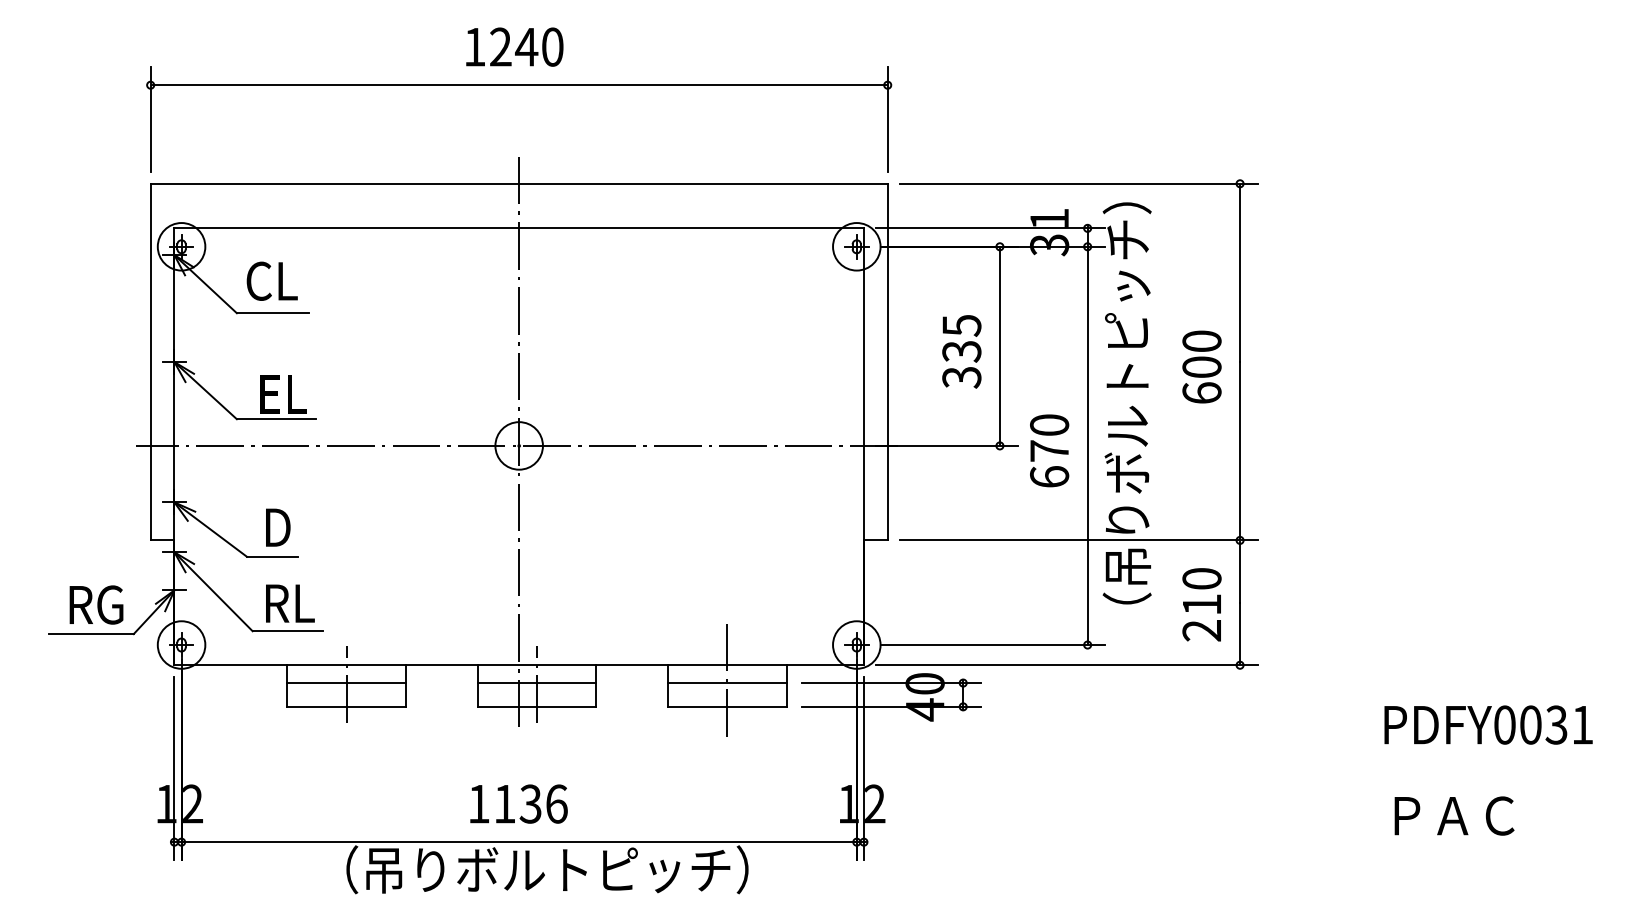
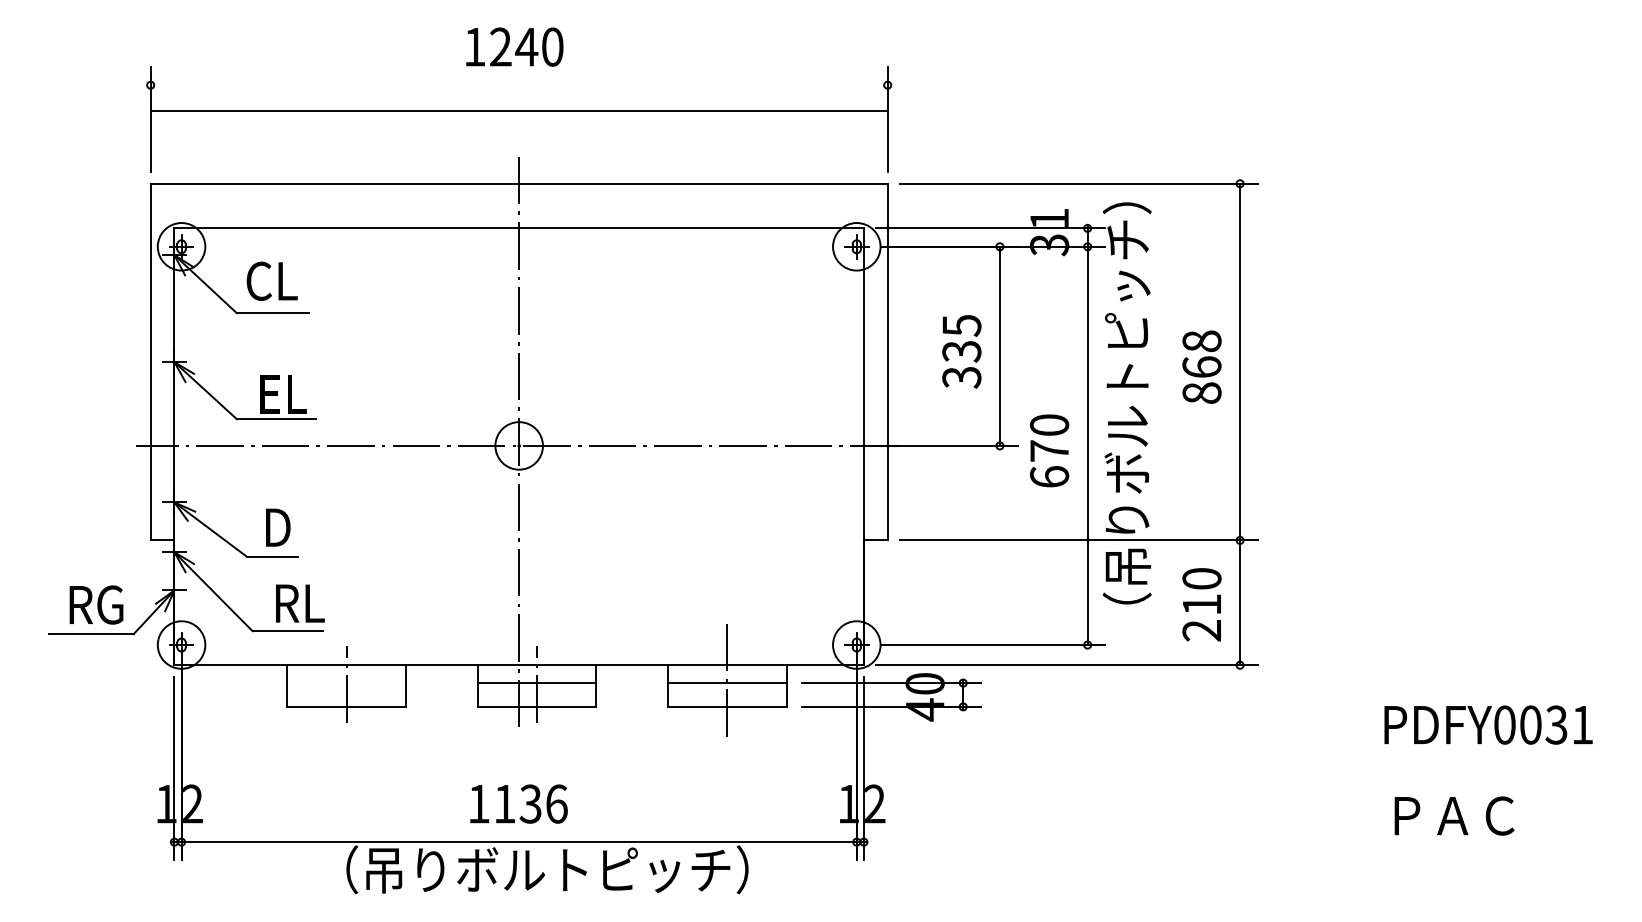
line position: (518, 85) -> (518, 111) (518, 111)
text: 600 -> 868 (1201, 366)
text position: (290, 603) -> (300, 603) (300, 603)
line: present -> none (346, 683)
